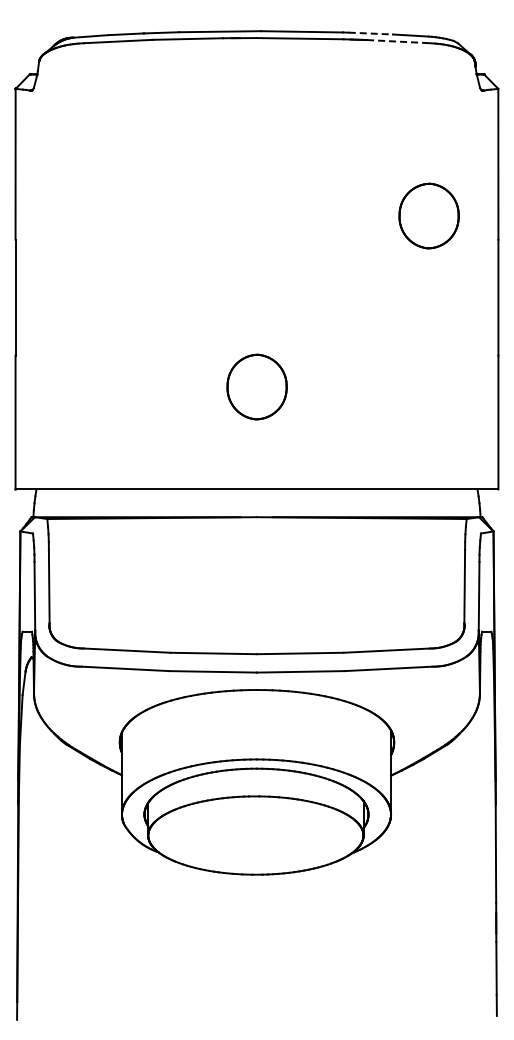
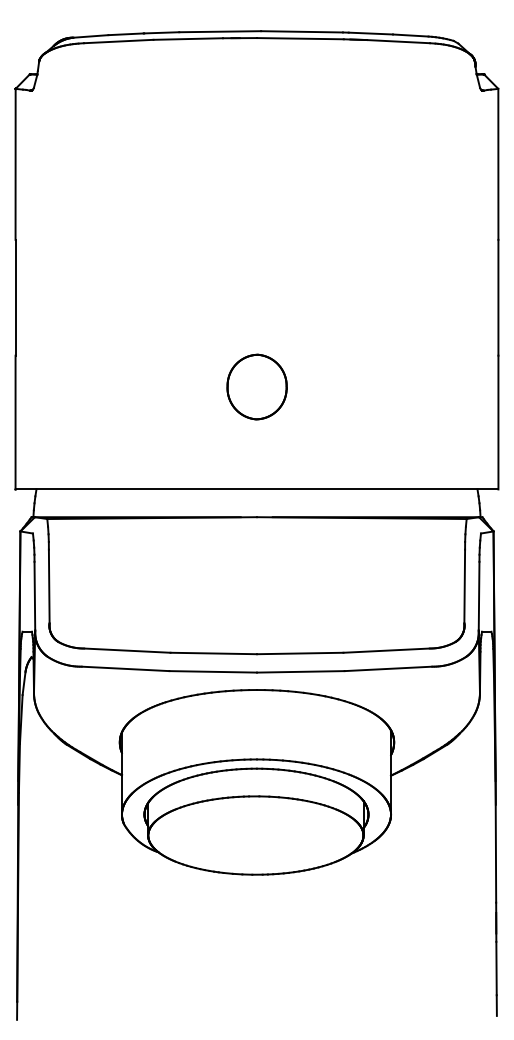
line: dashed -> solid (371, 33)
line: dashed -> solid (399, 41)
part: present -> none (428, 215)
